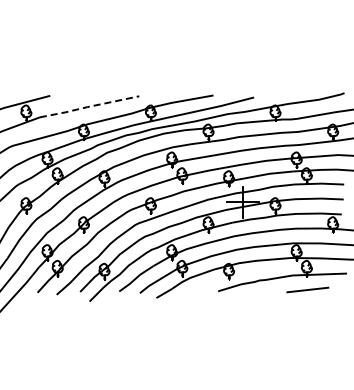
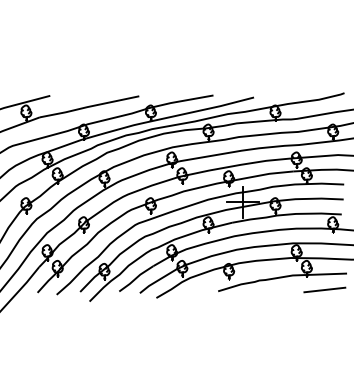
line: dashed -> solid (88, 106)
line position: (307, 289) -> (324, 289) (324, 289)
